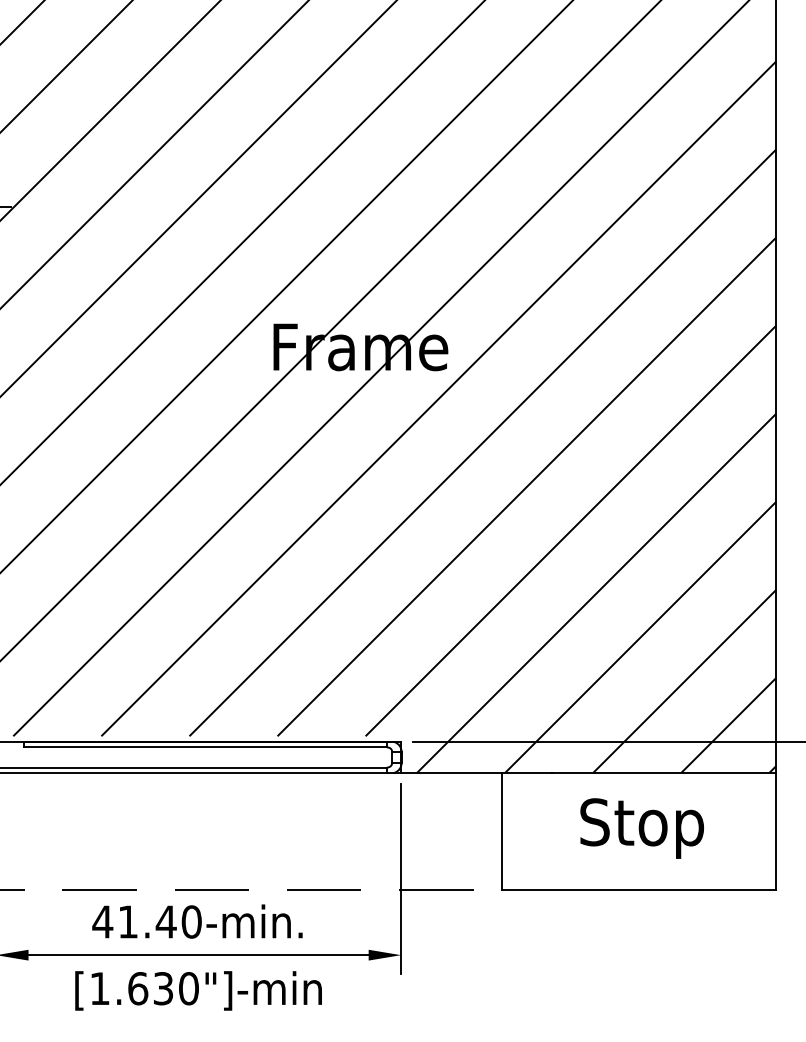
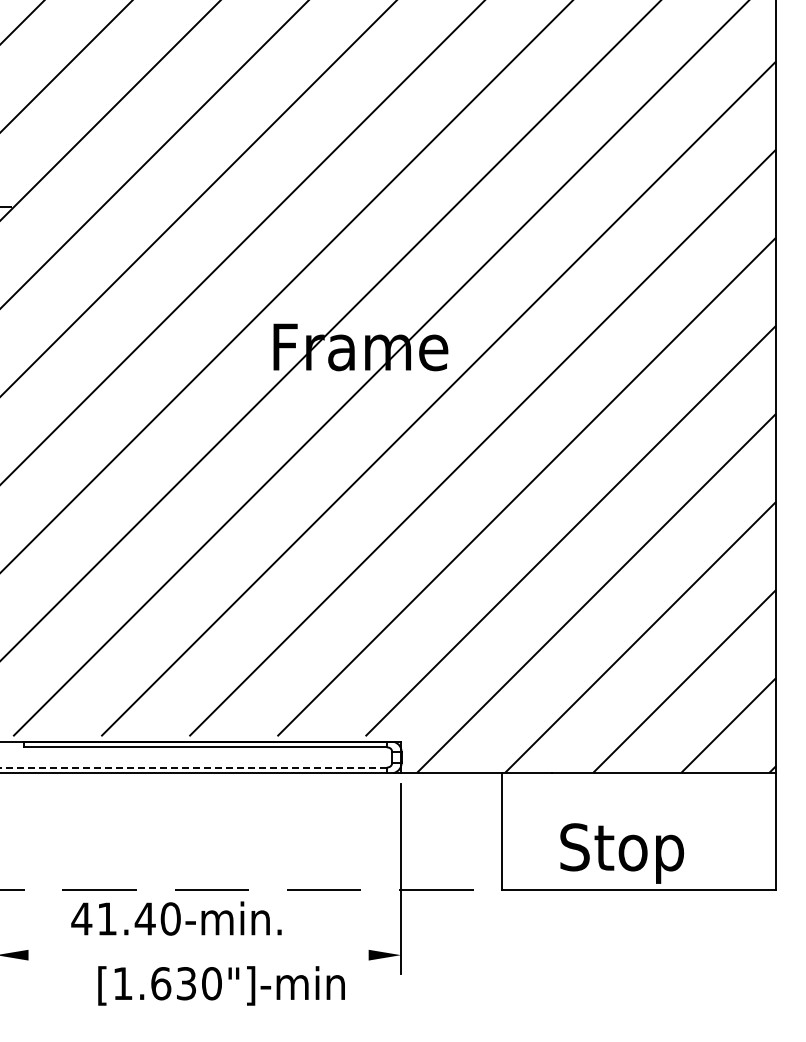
line: present -> none (607, 742)
line: solid -> dashed (193, 767)
text position: (642, 828) -> (622, 853) (622, 853)
text position: (197, 921) -> (176, 918) (176, 918)
line: present -> none (198, 955)
text position: (198, 990) -> (221, 985) (221, 985)
